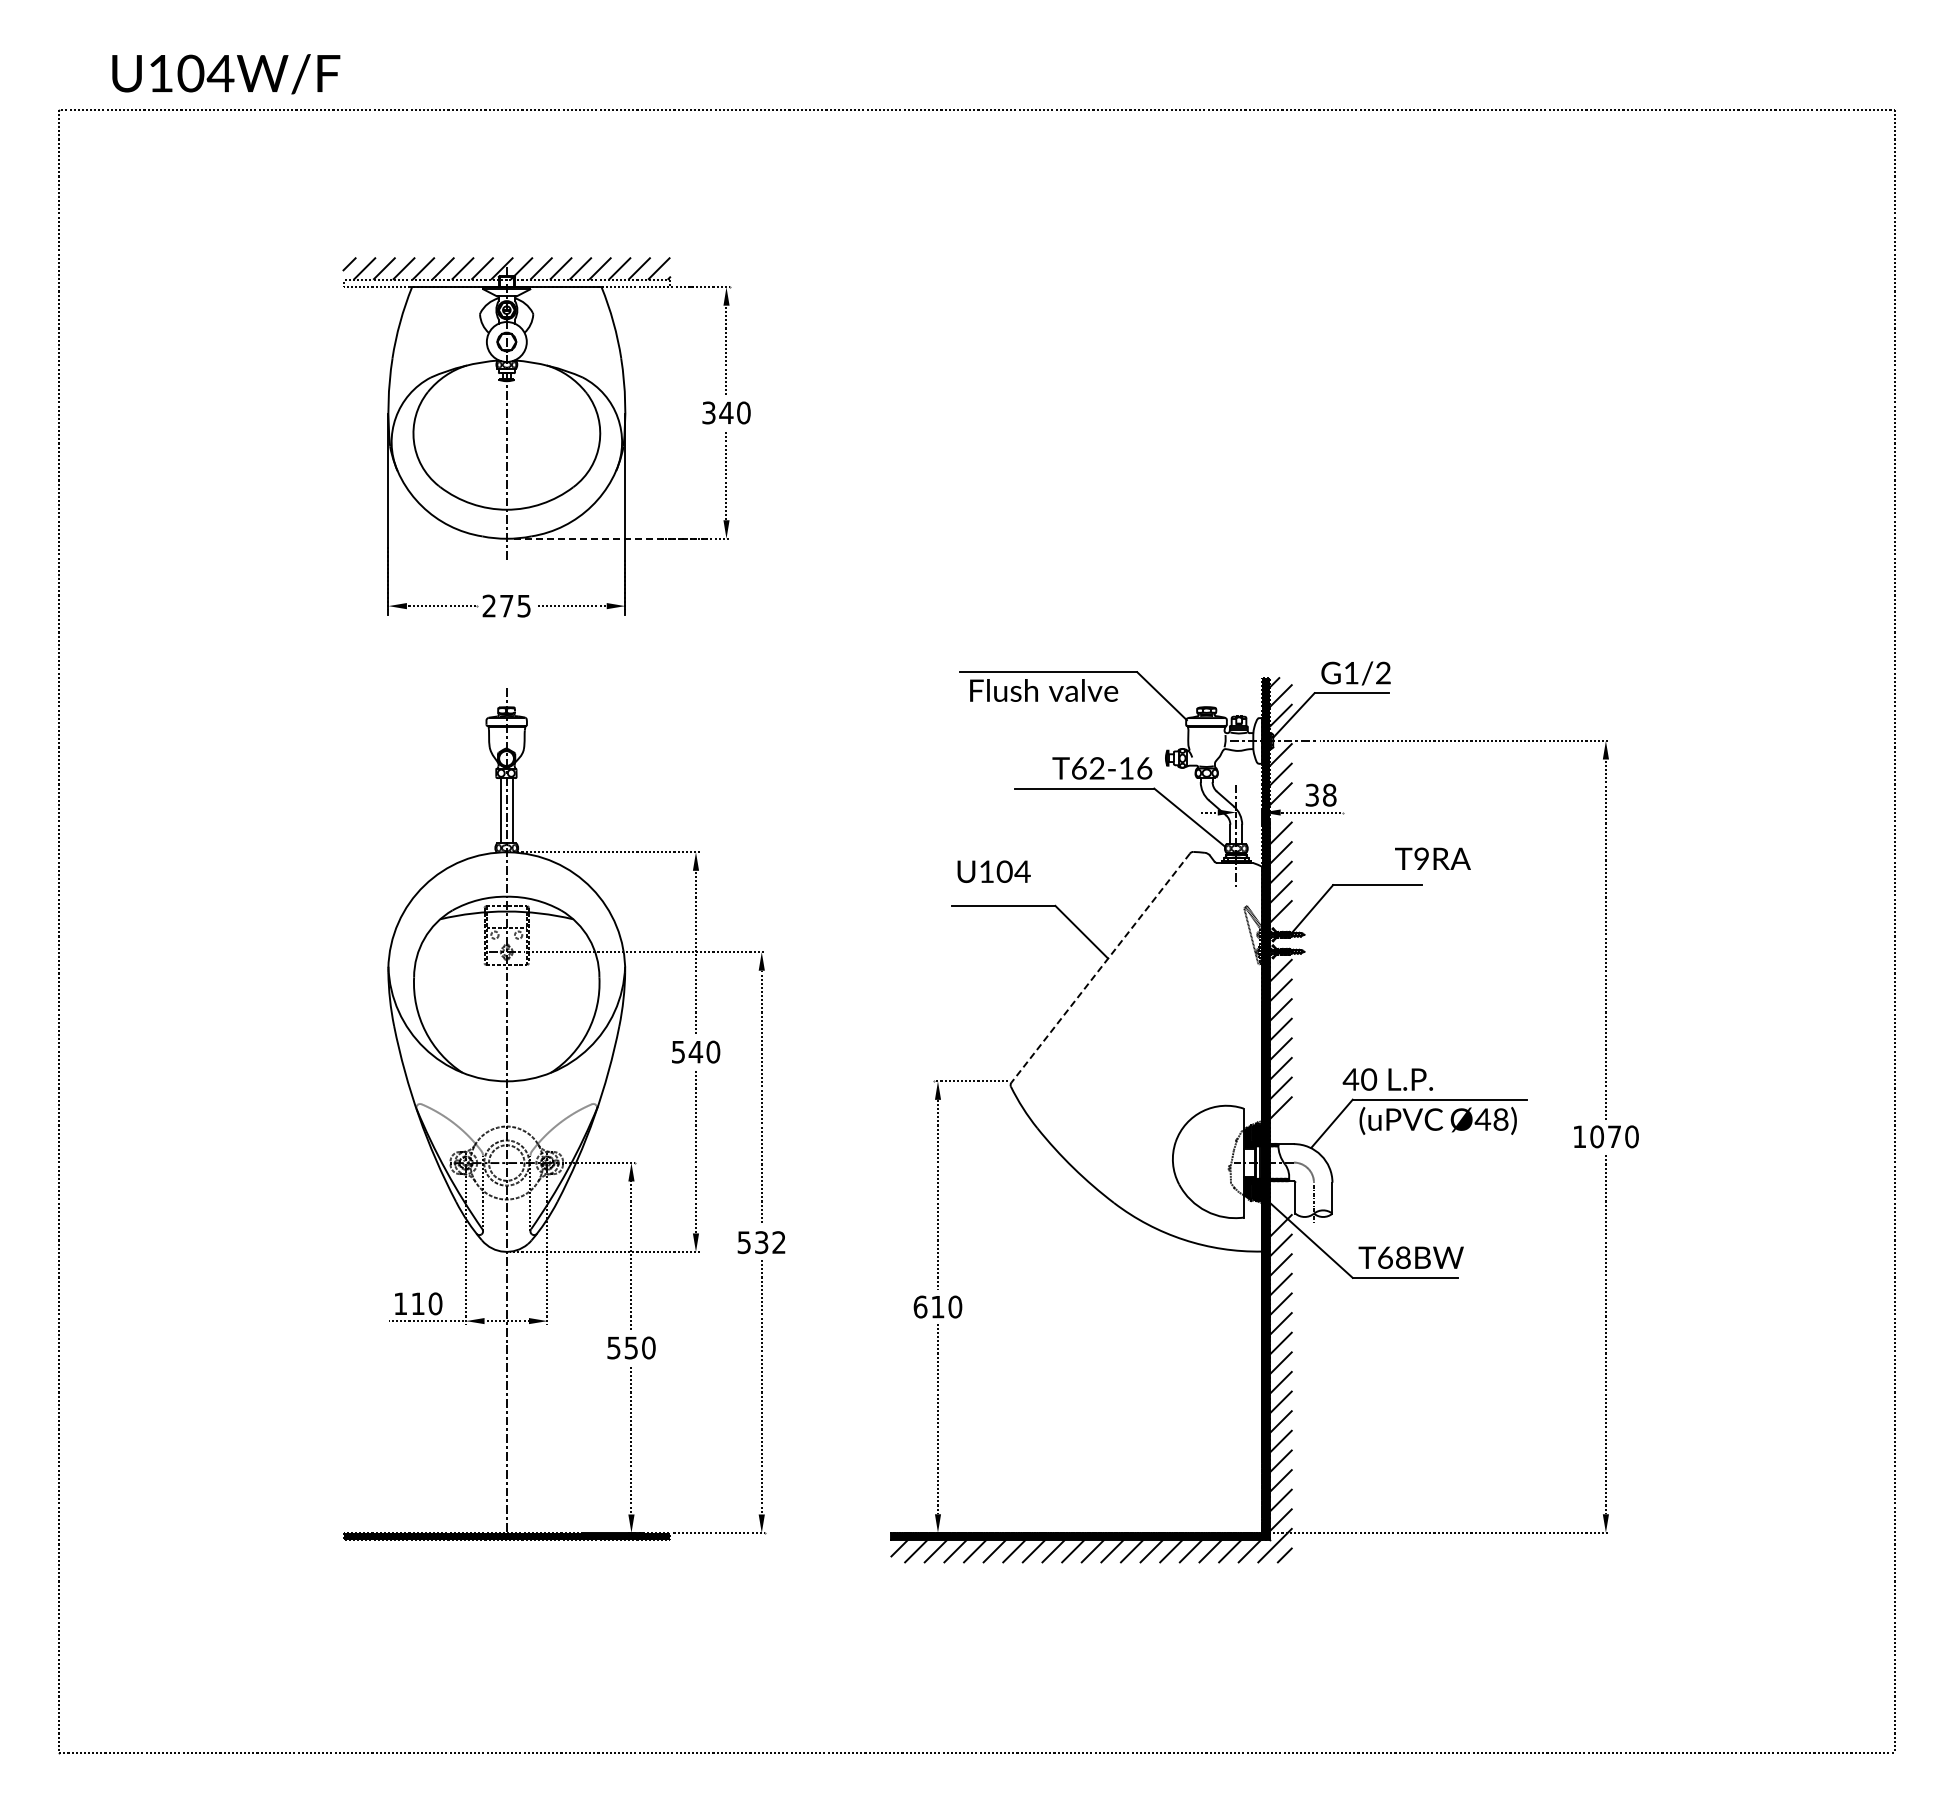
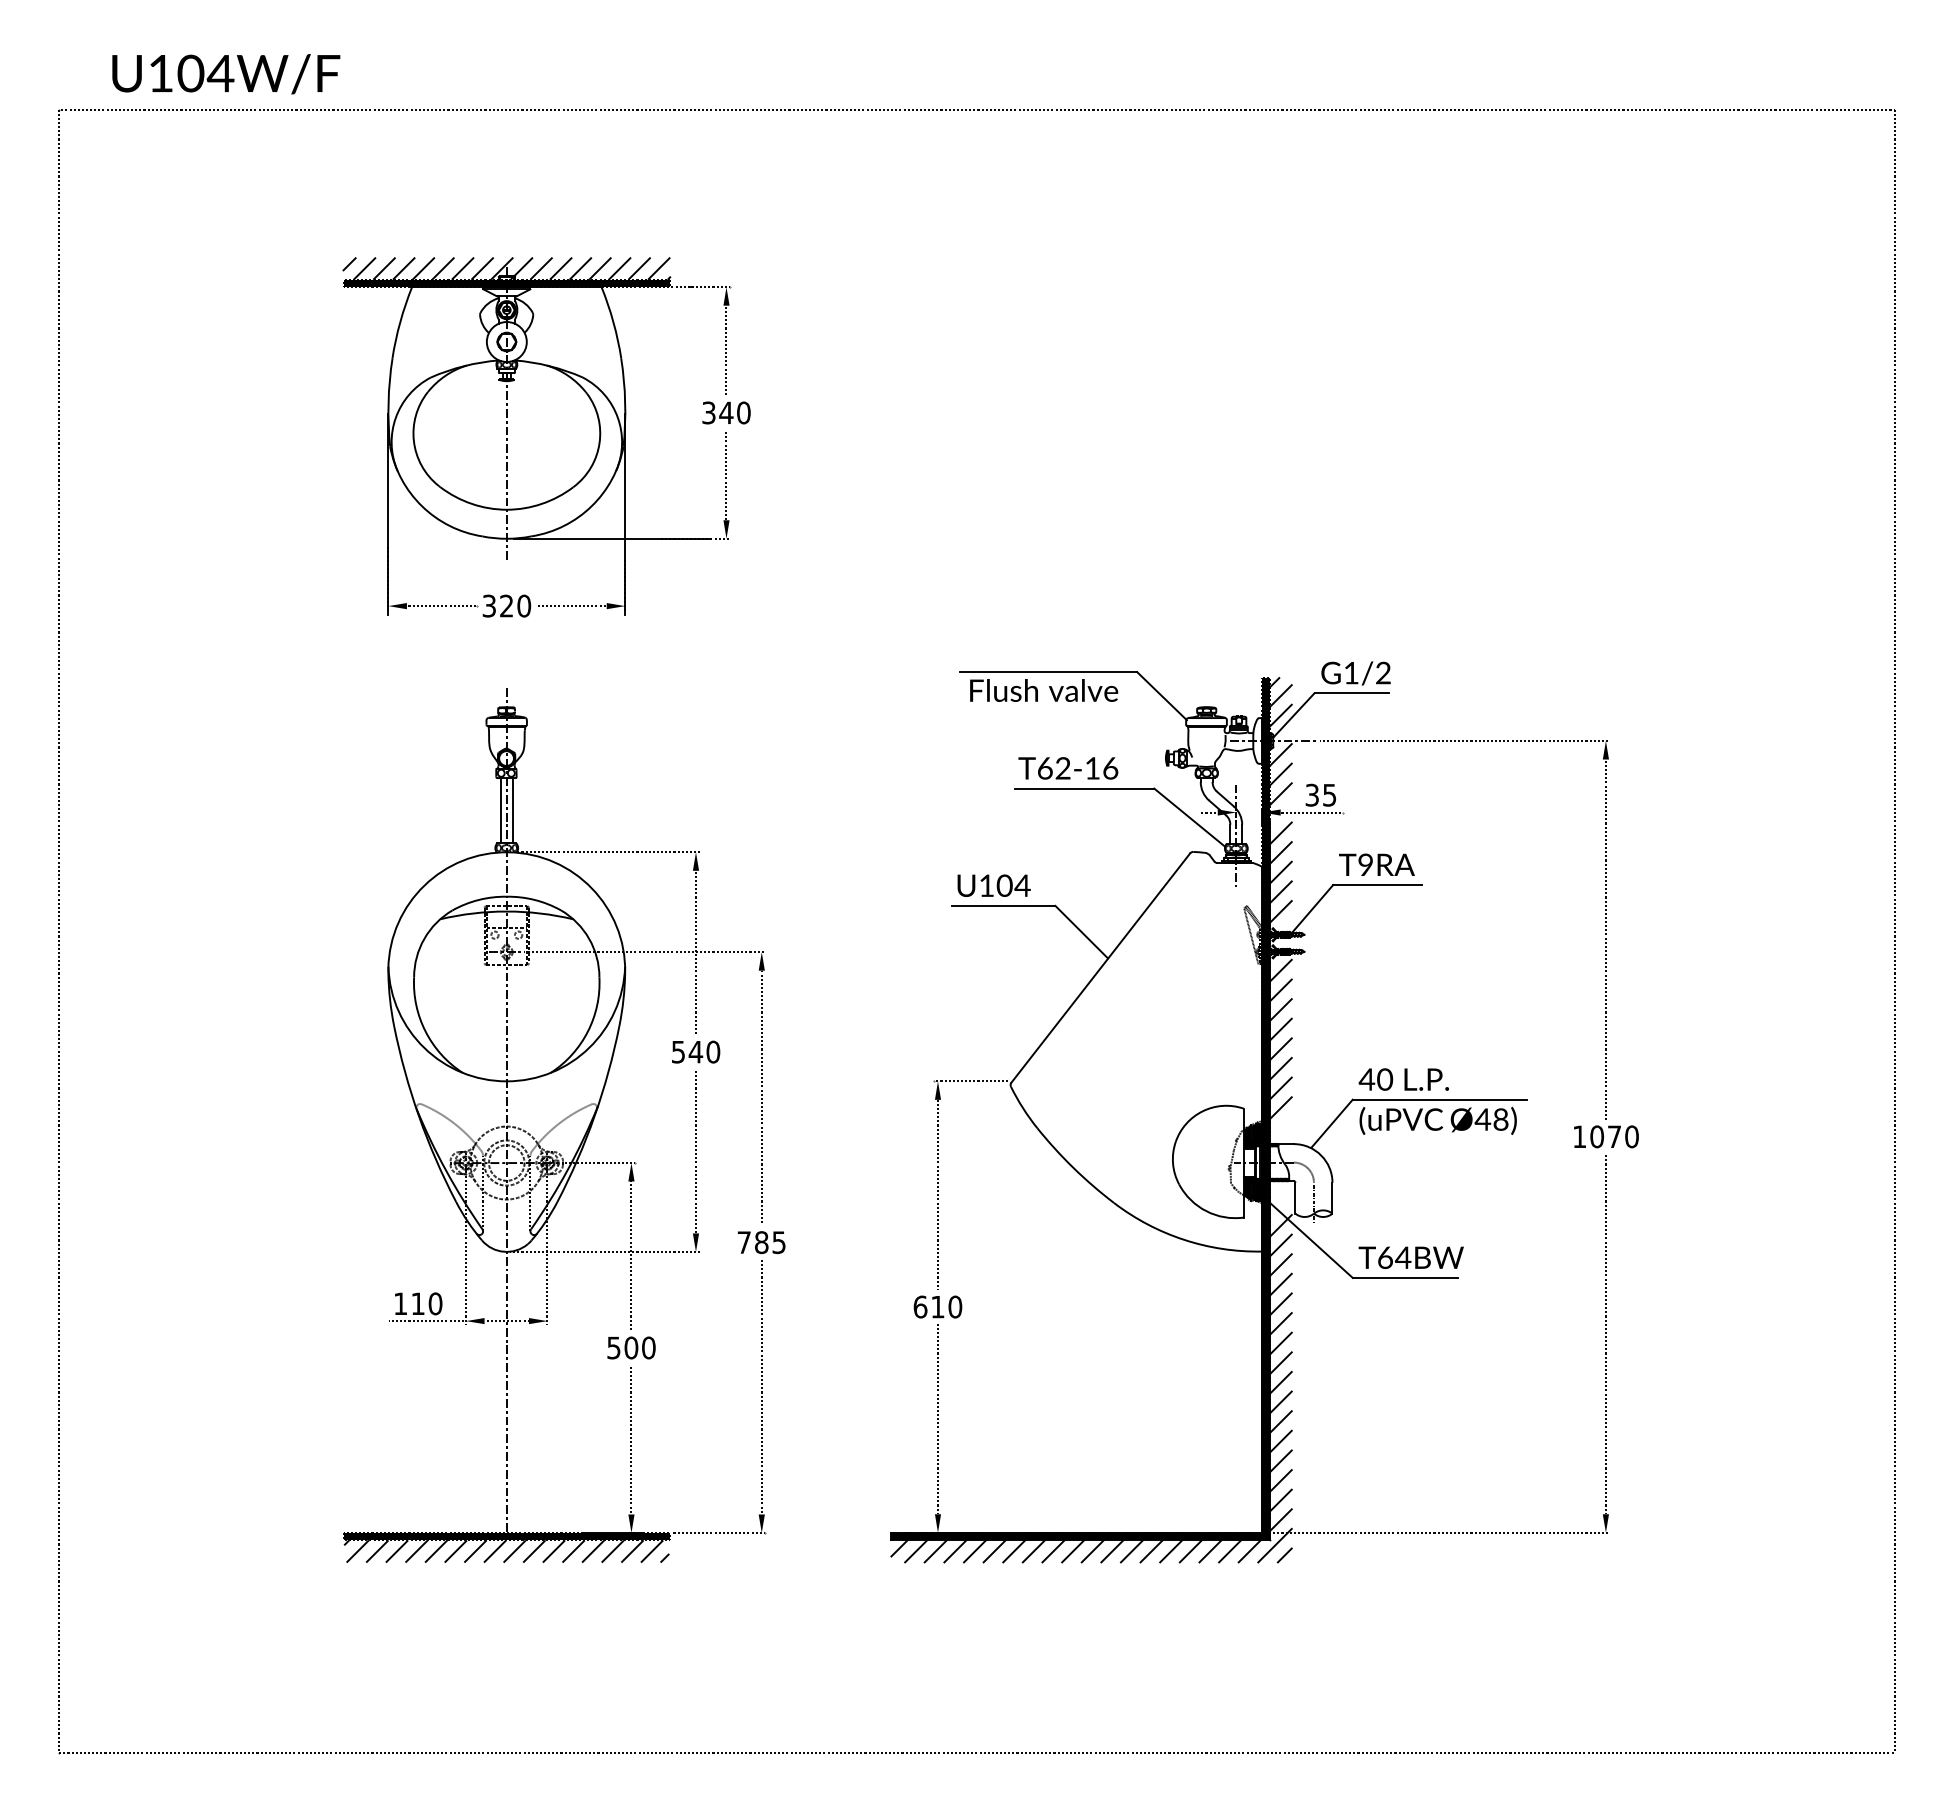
fill: none -> present (506, 283)
line: dashed -> solid (613, 538)
text: 275 -> 320 (506, 605)
text position: (1102, 768) -> (1068, 768) (1068, 768)
text: 38 -> 35 (1329, 794)
text position: (1432, 858) -> (1376, 864) (1376, 864)
text position: (993, 871) -> (993, 885) (993, 885)
line: dashed -> solid (1100, 968)
text position: (1387, 1079) -> (1403, 1079) (1403, 1079)
text: 532 -> 785 (761, 1242)
text: T68BW -> T64BW (1402, 1257)
text: 550 -> 500 (631, 1347)
hatch: none -> present (506, 1551)
